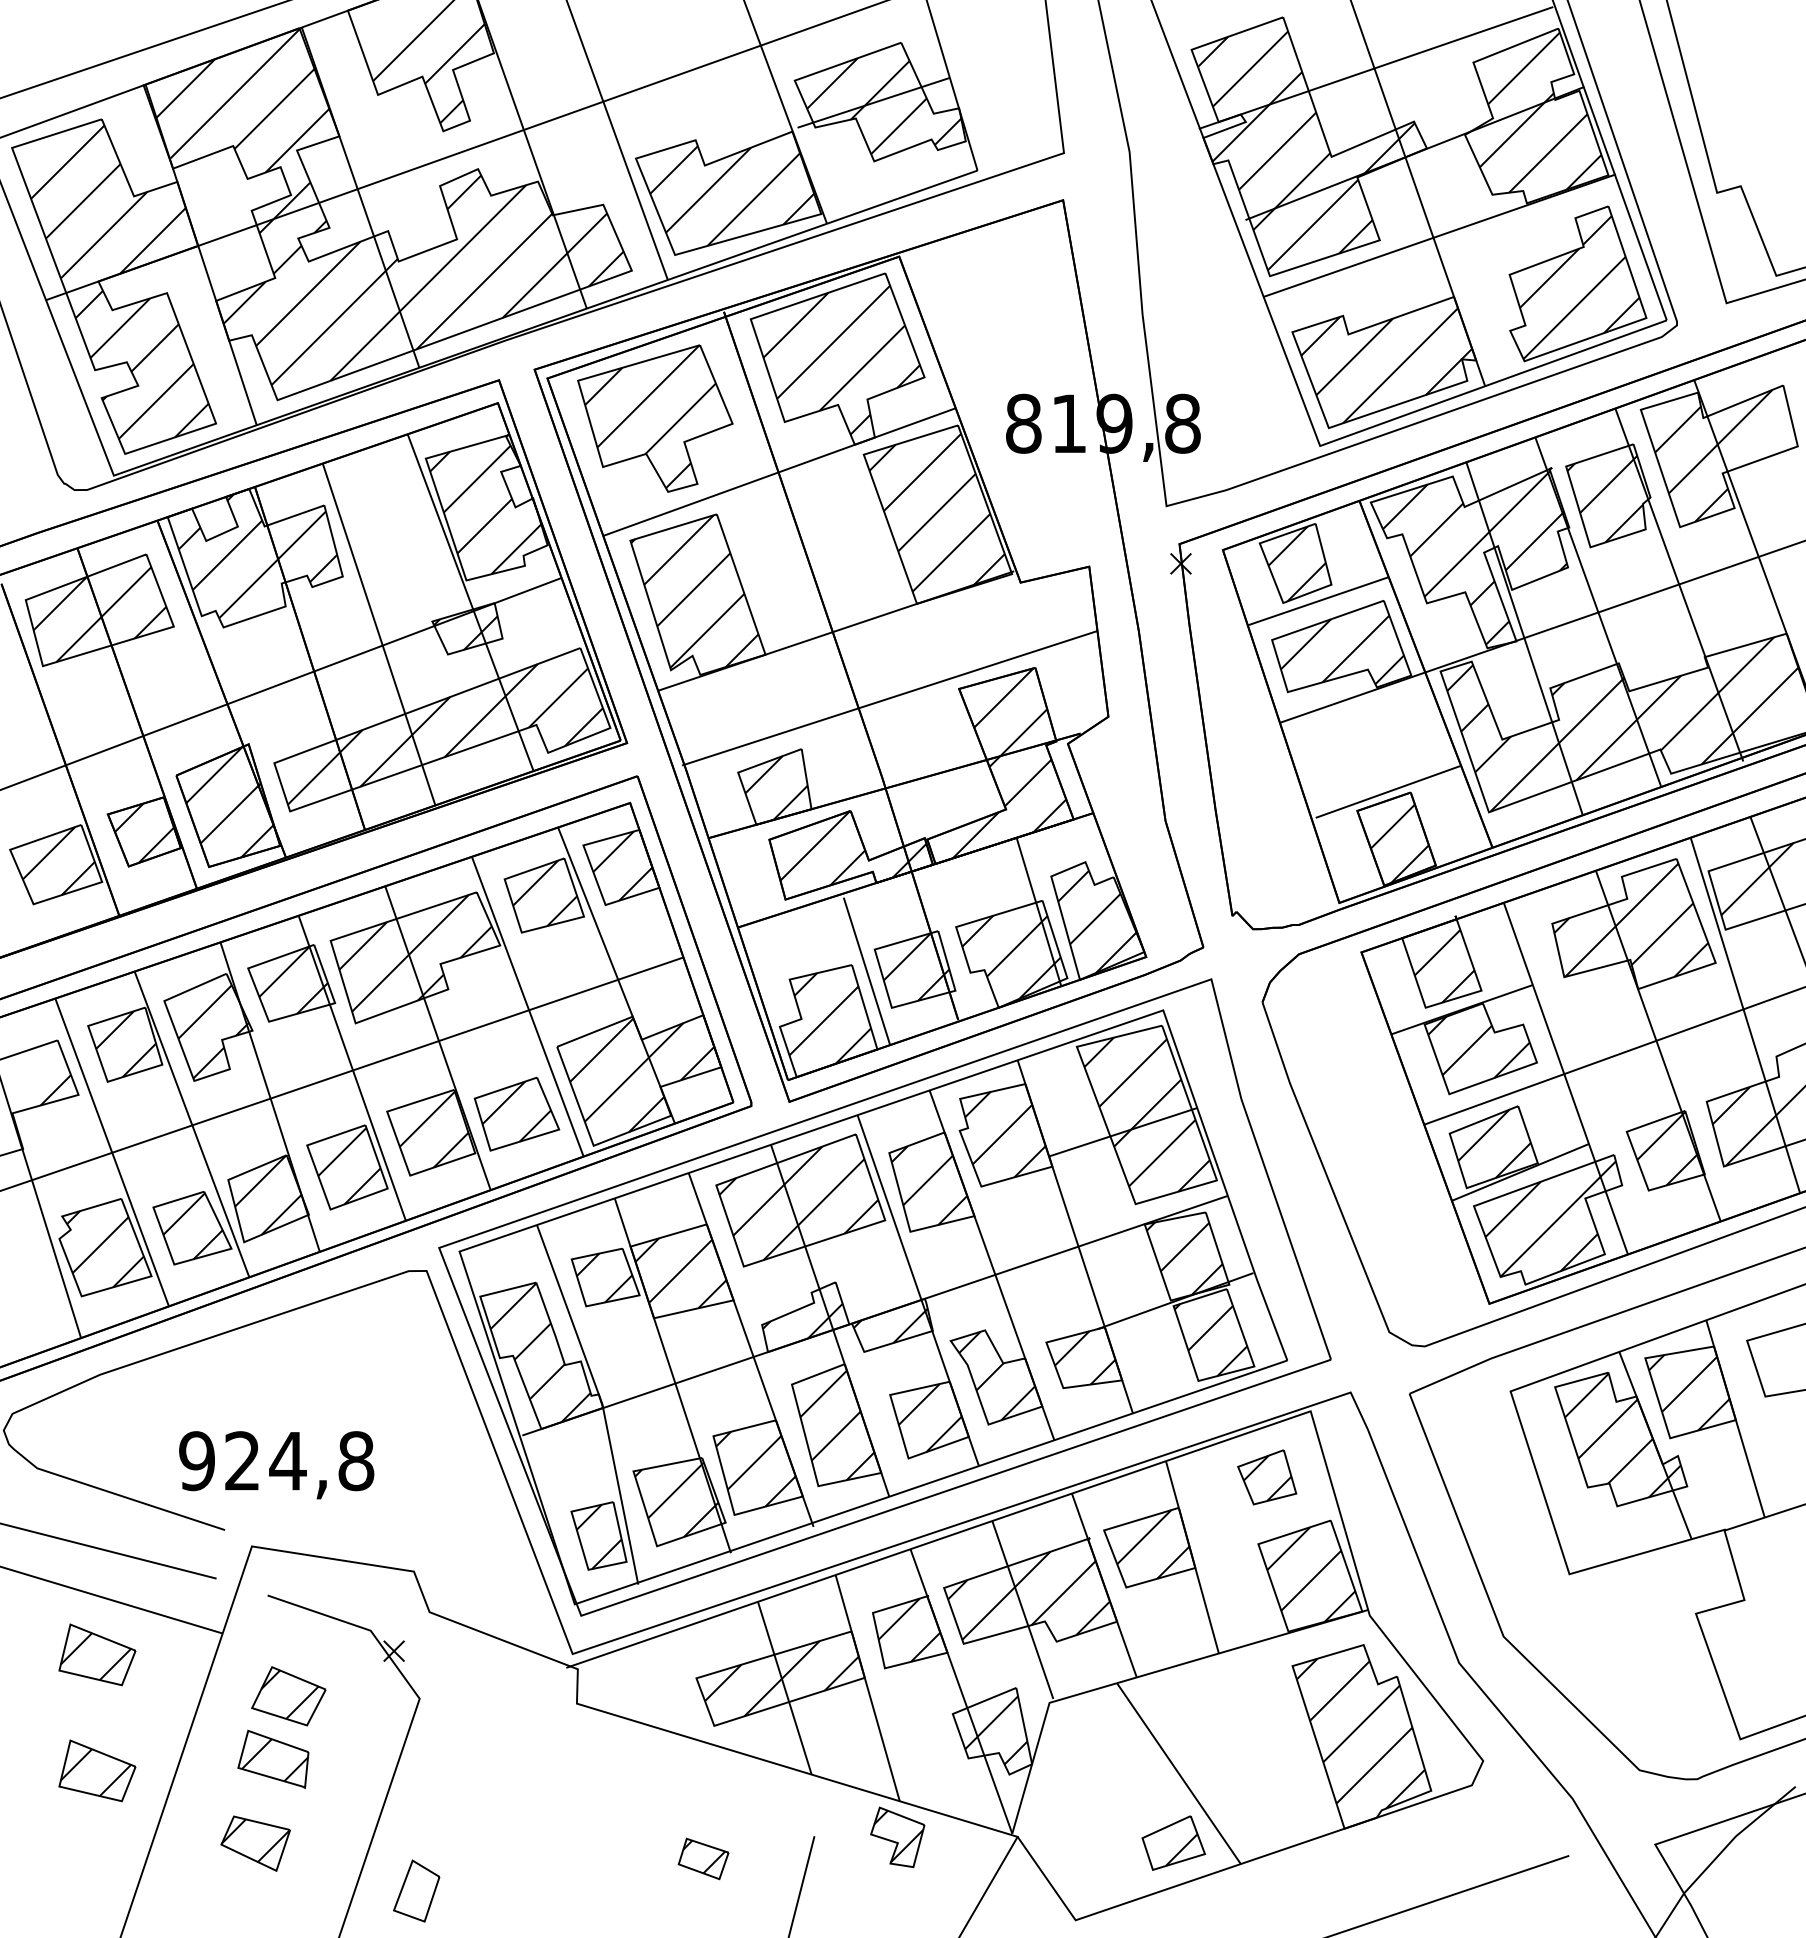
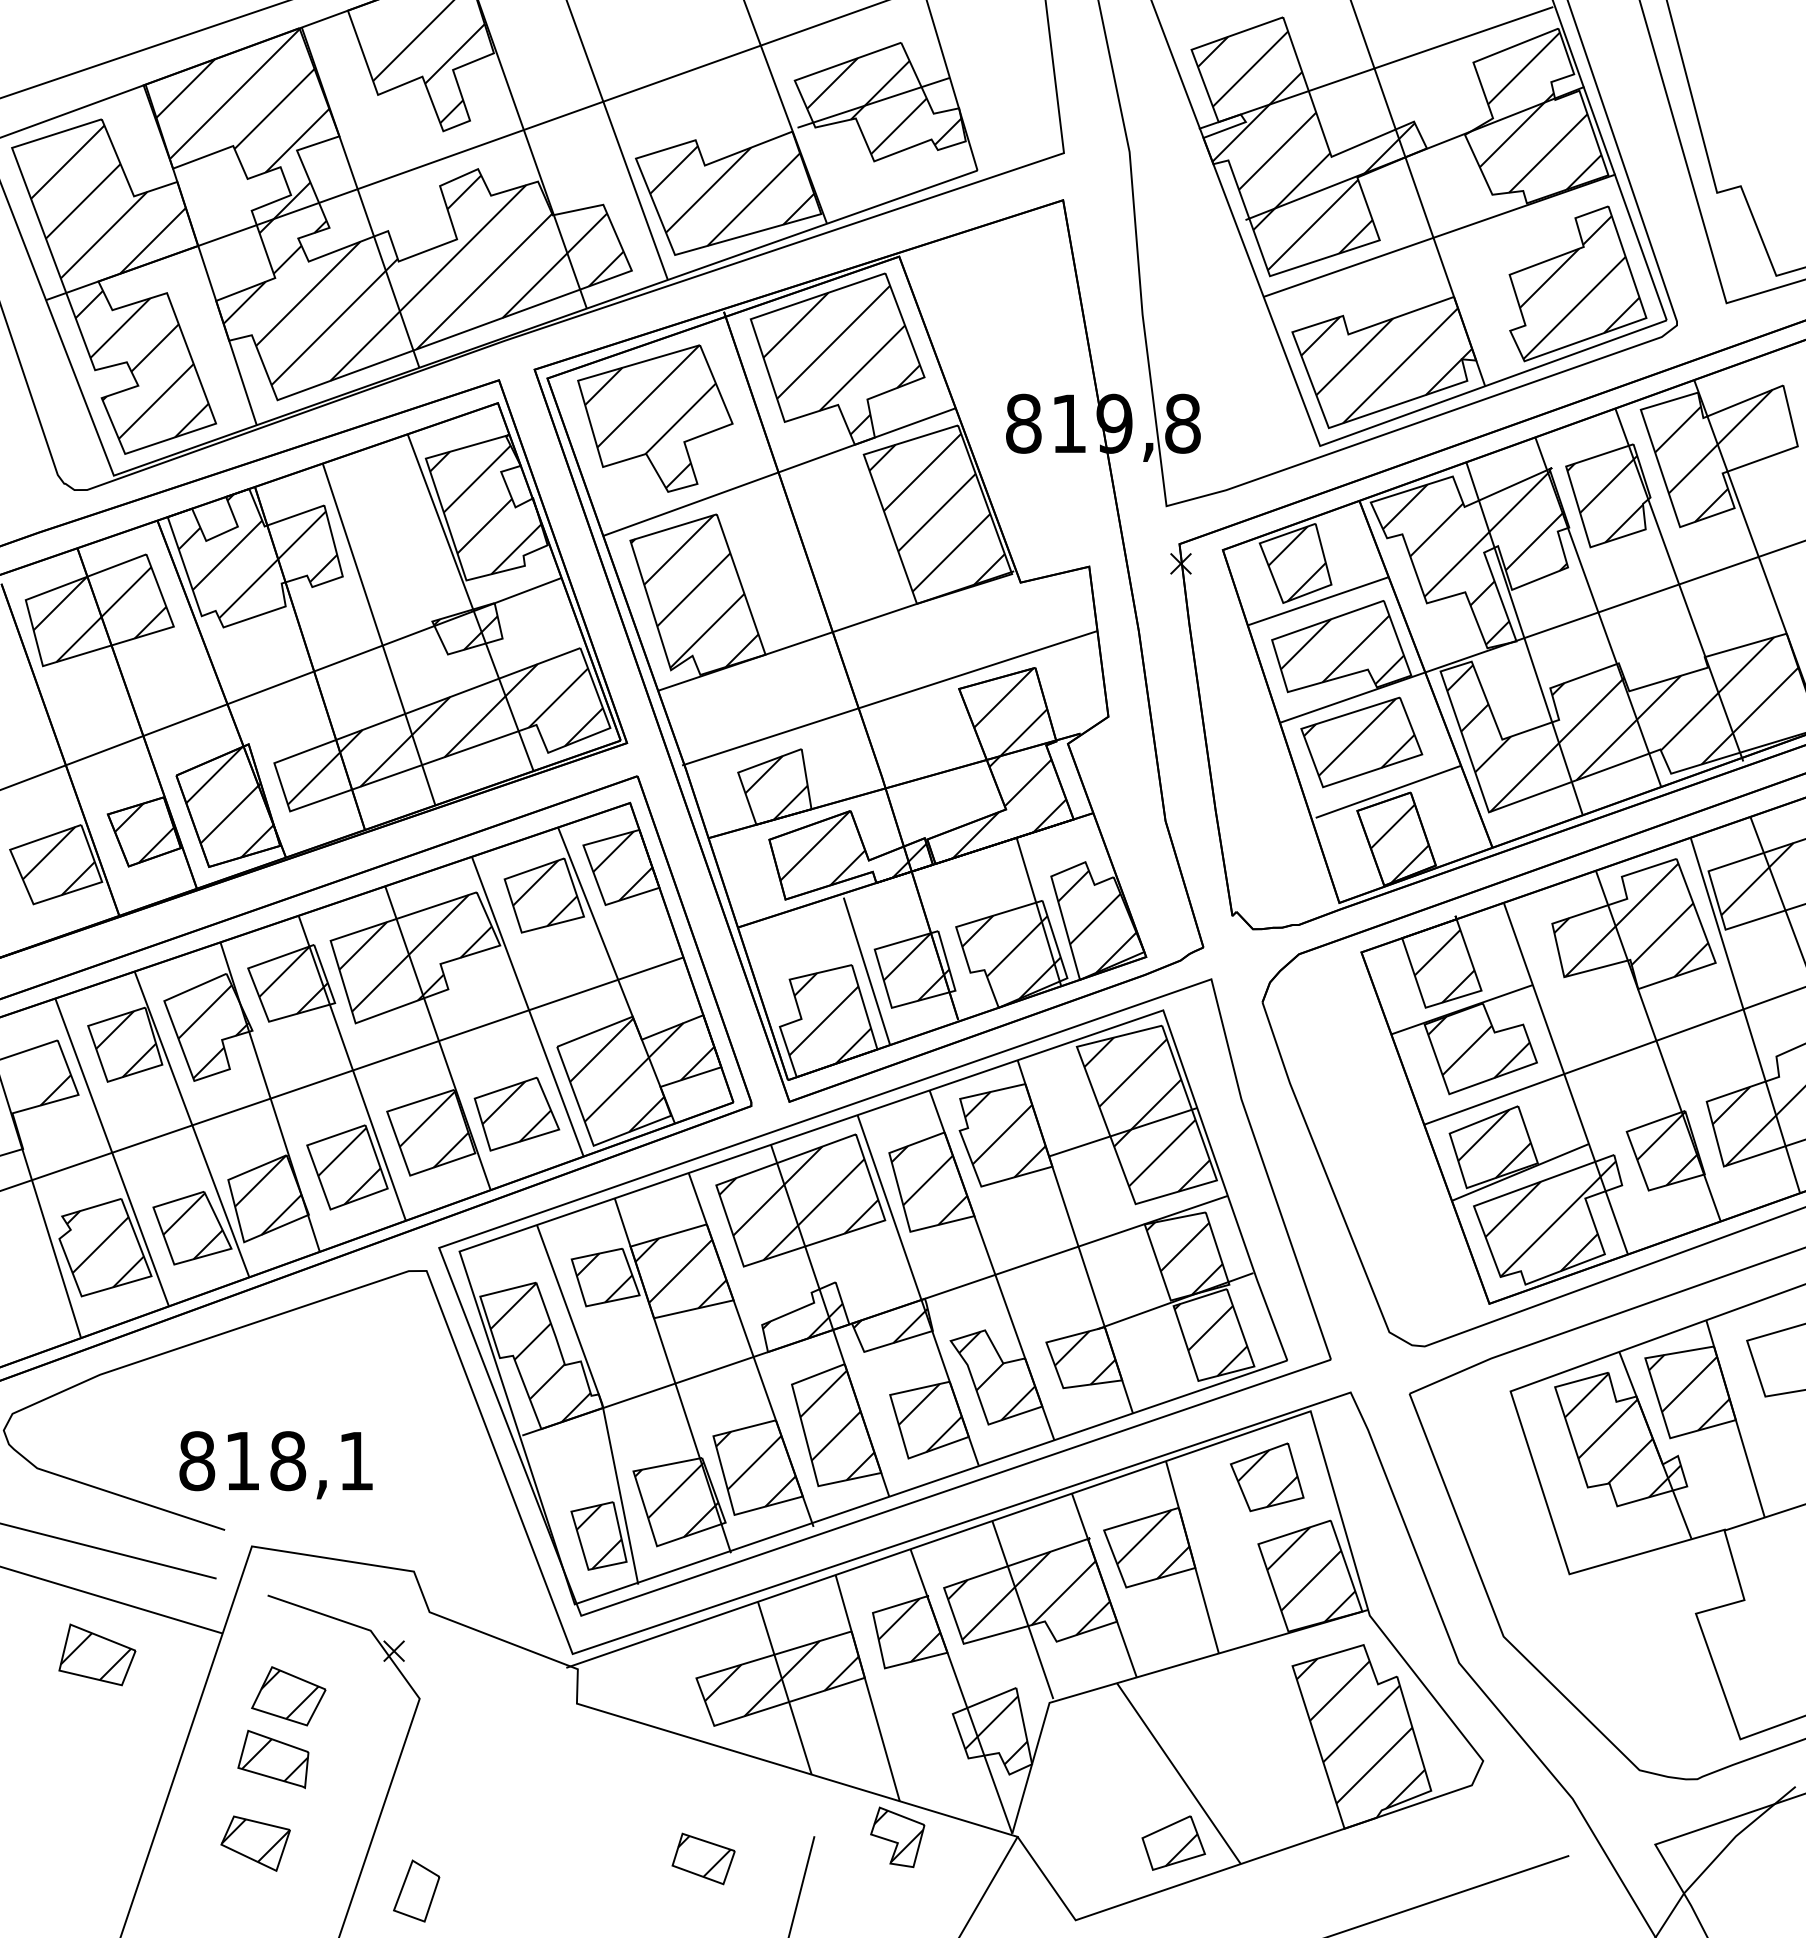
part: none -> present (1361, 742)
text: 924,8 -> 818,1 (276, 1461)
part size: 61x57 px -> 76x71 px (1266, 1477)
part: present -> none (97, 1770)
part size: 53x44 px -> 65x54 px (703, 1858)
